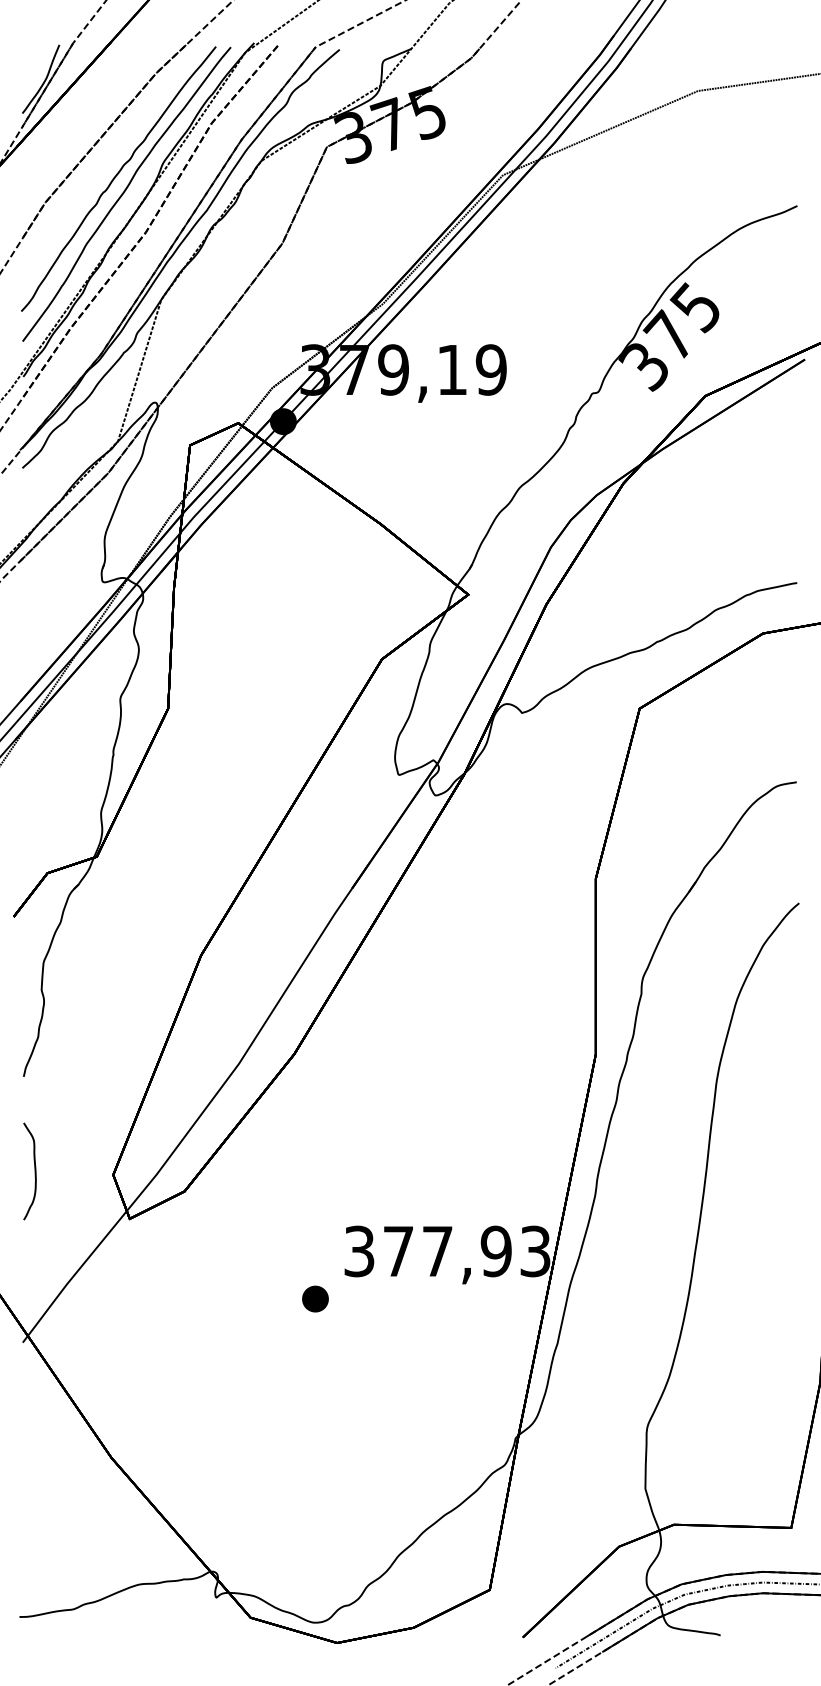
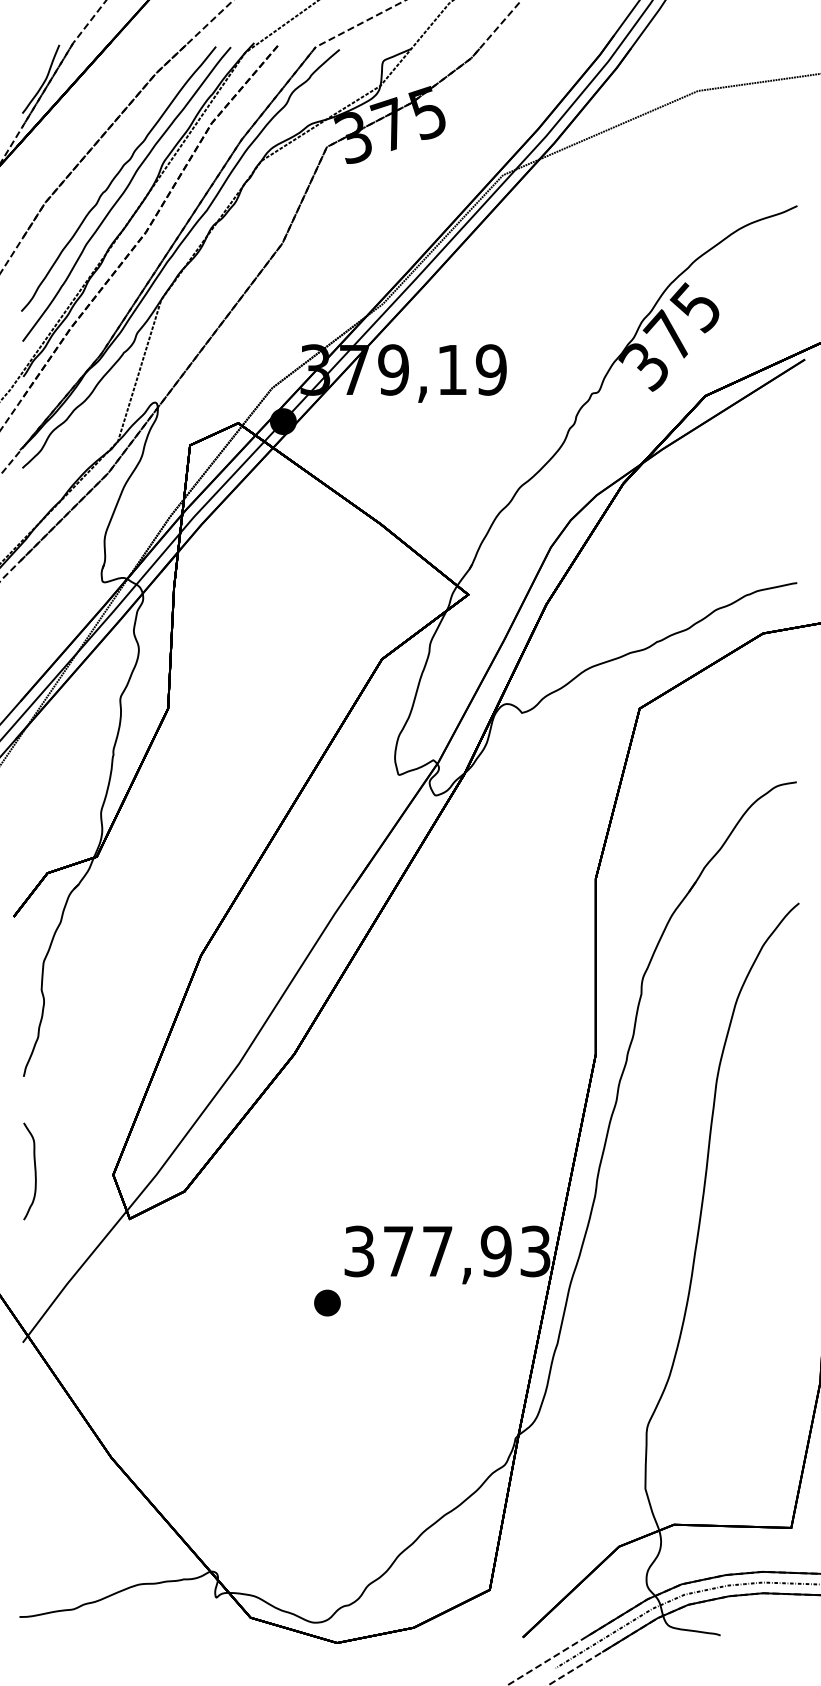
part position: (315, 1298) -> (327, 1302) (327, 1302)
